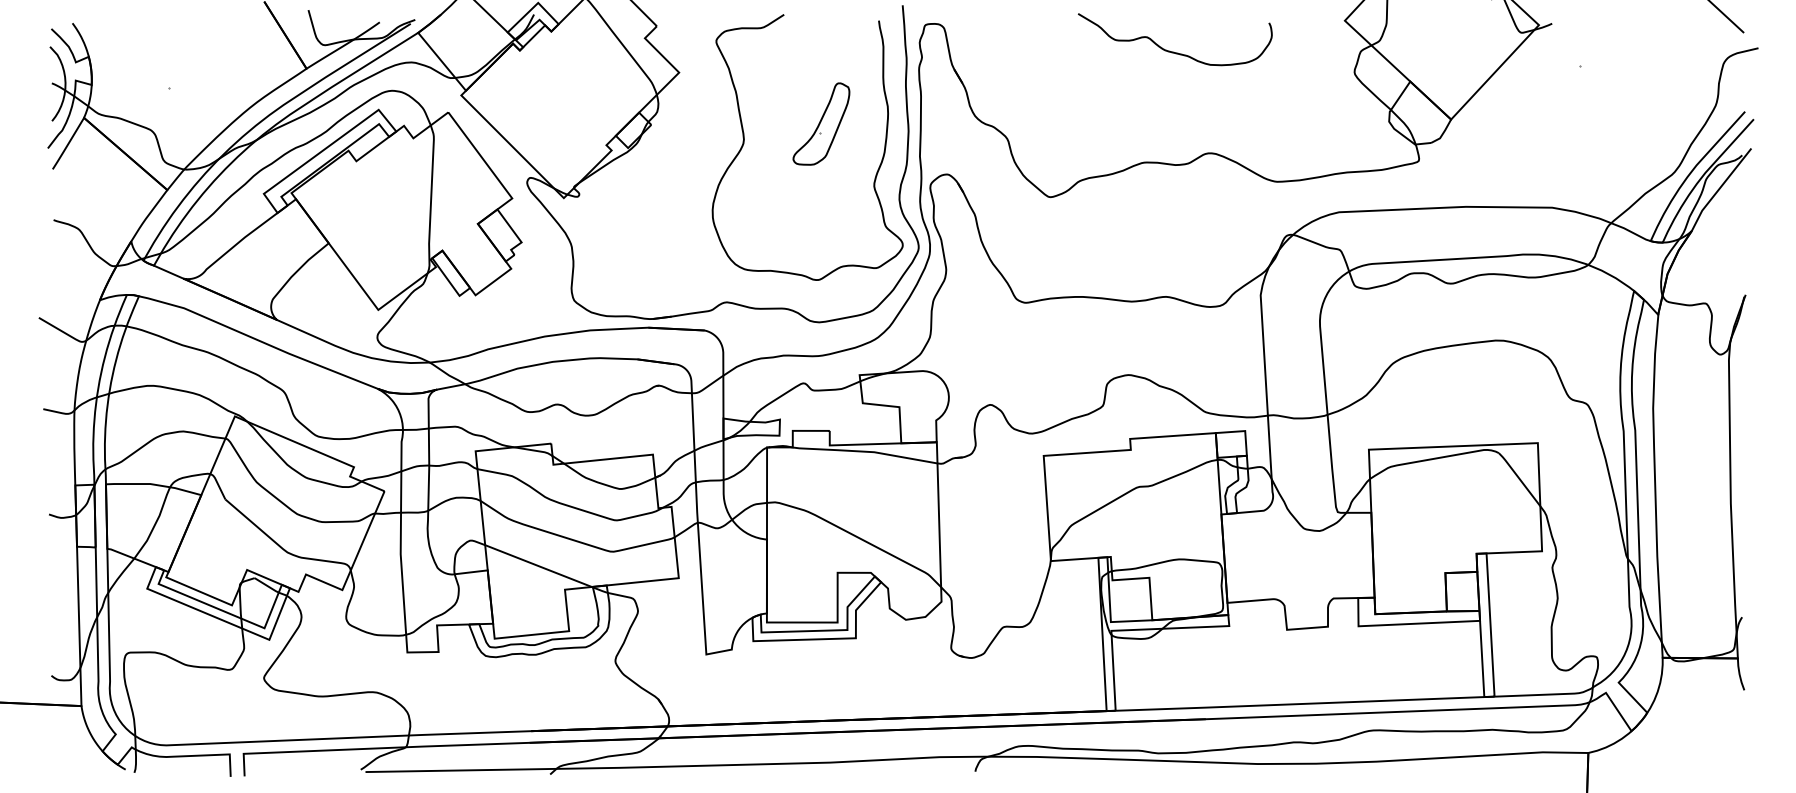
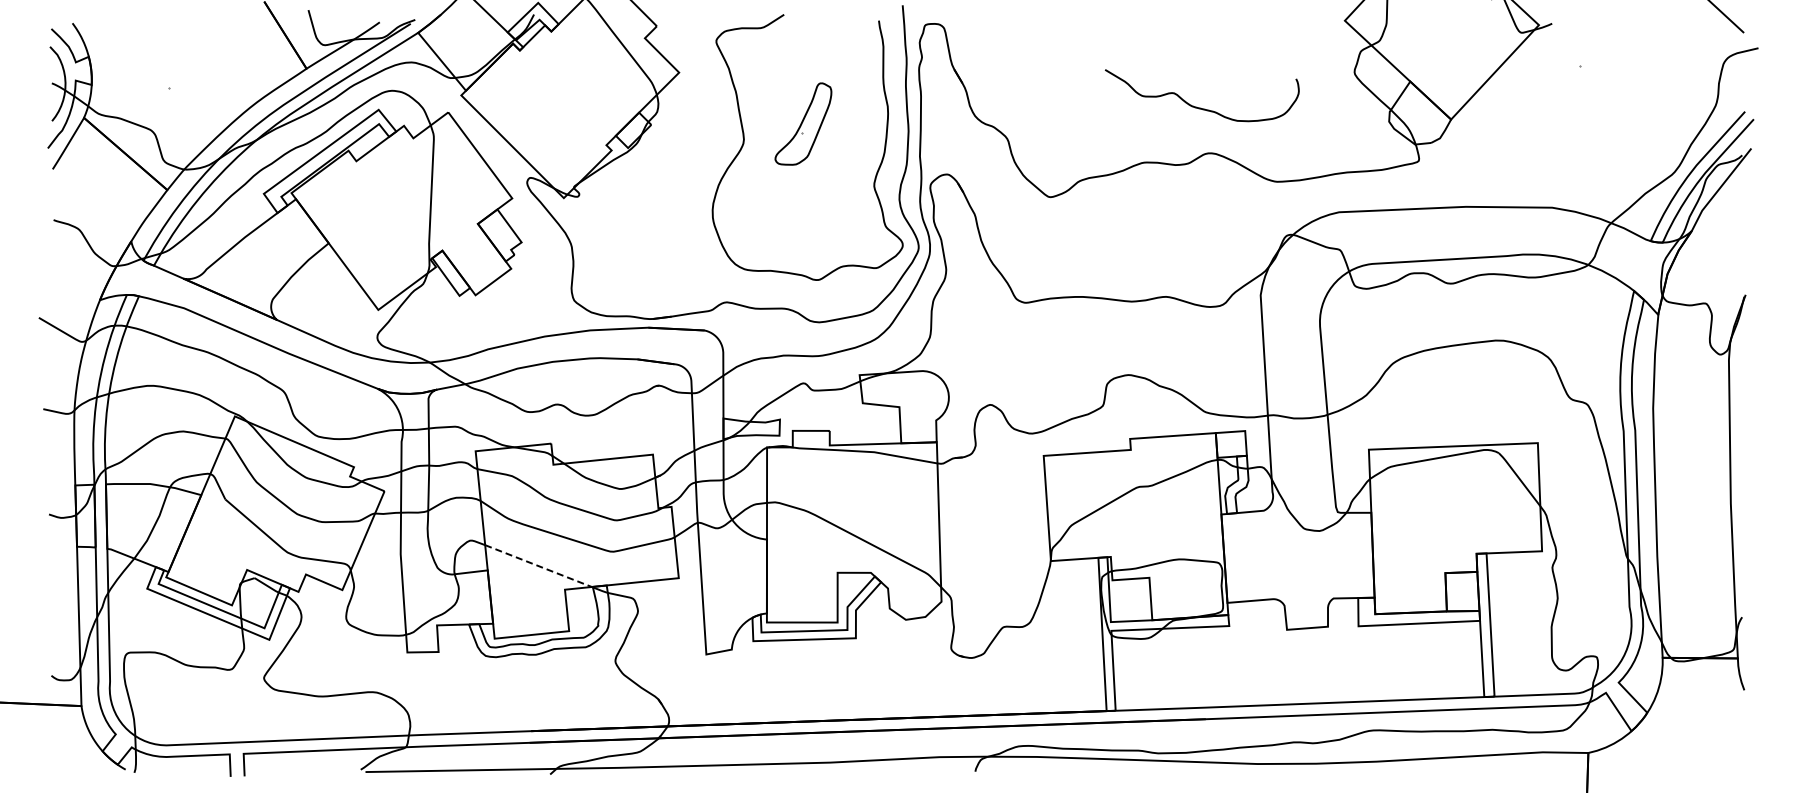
curve position: (1173, 51) -> (1200, 107) (1200, 107)
part position: (821, 123) -> (803, 123) (803, 123)
line: solid -> dashed (539, 566)
